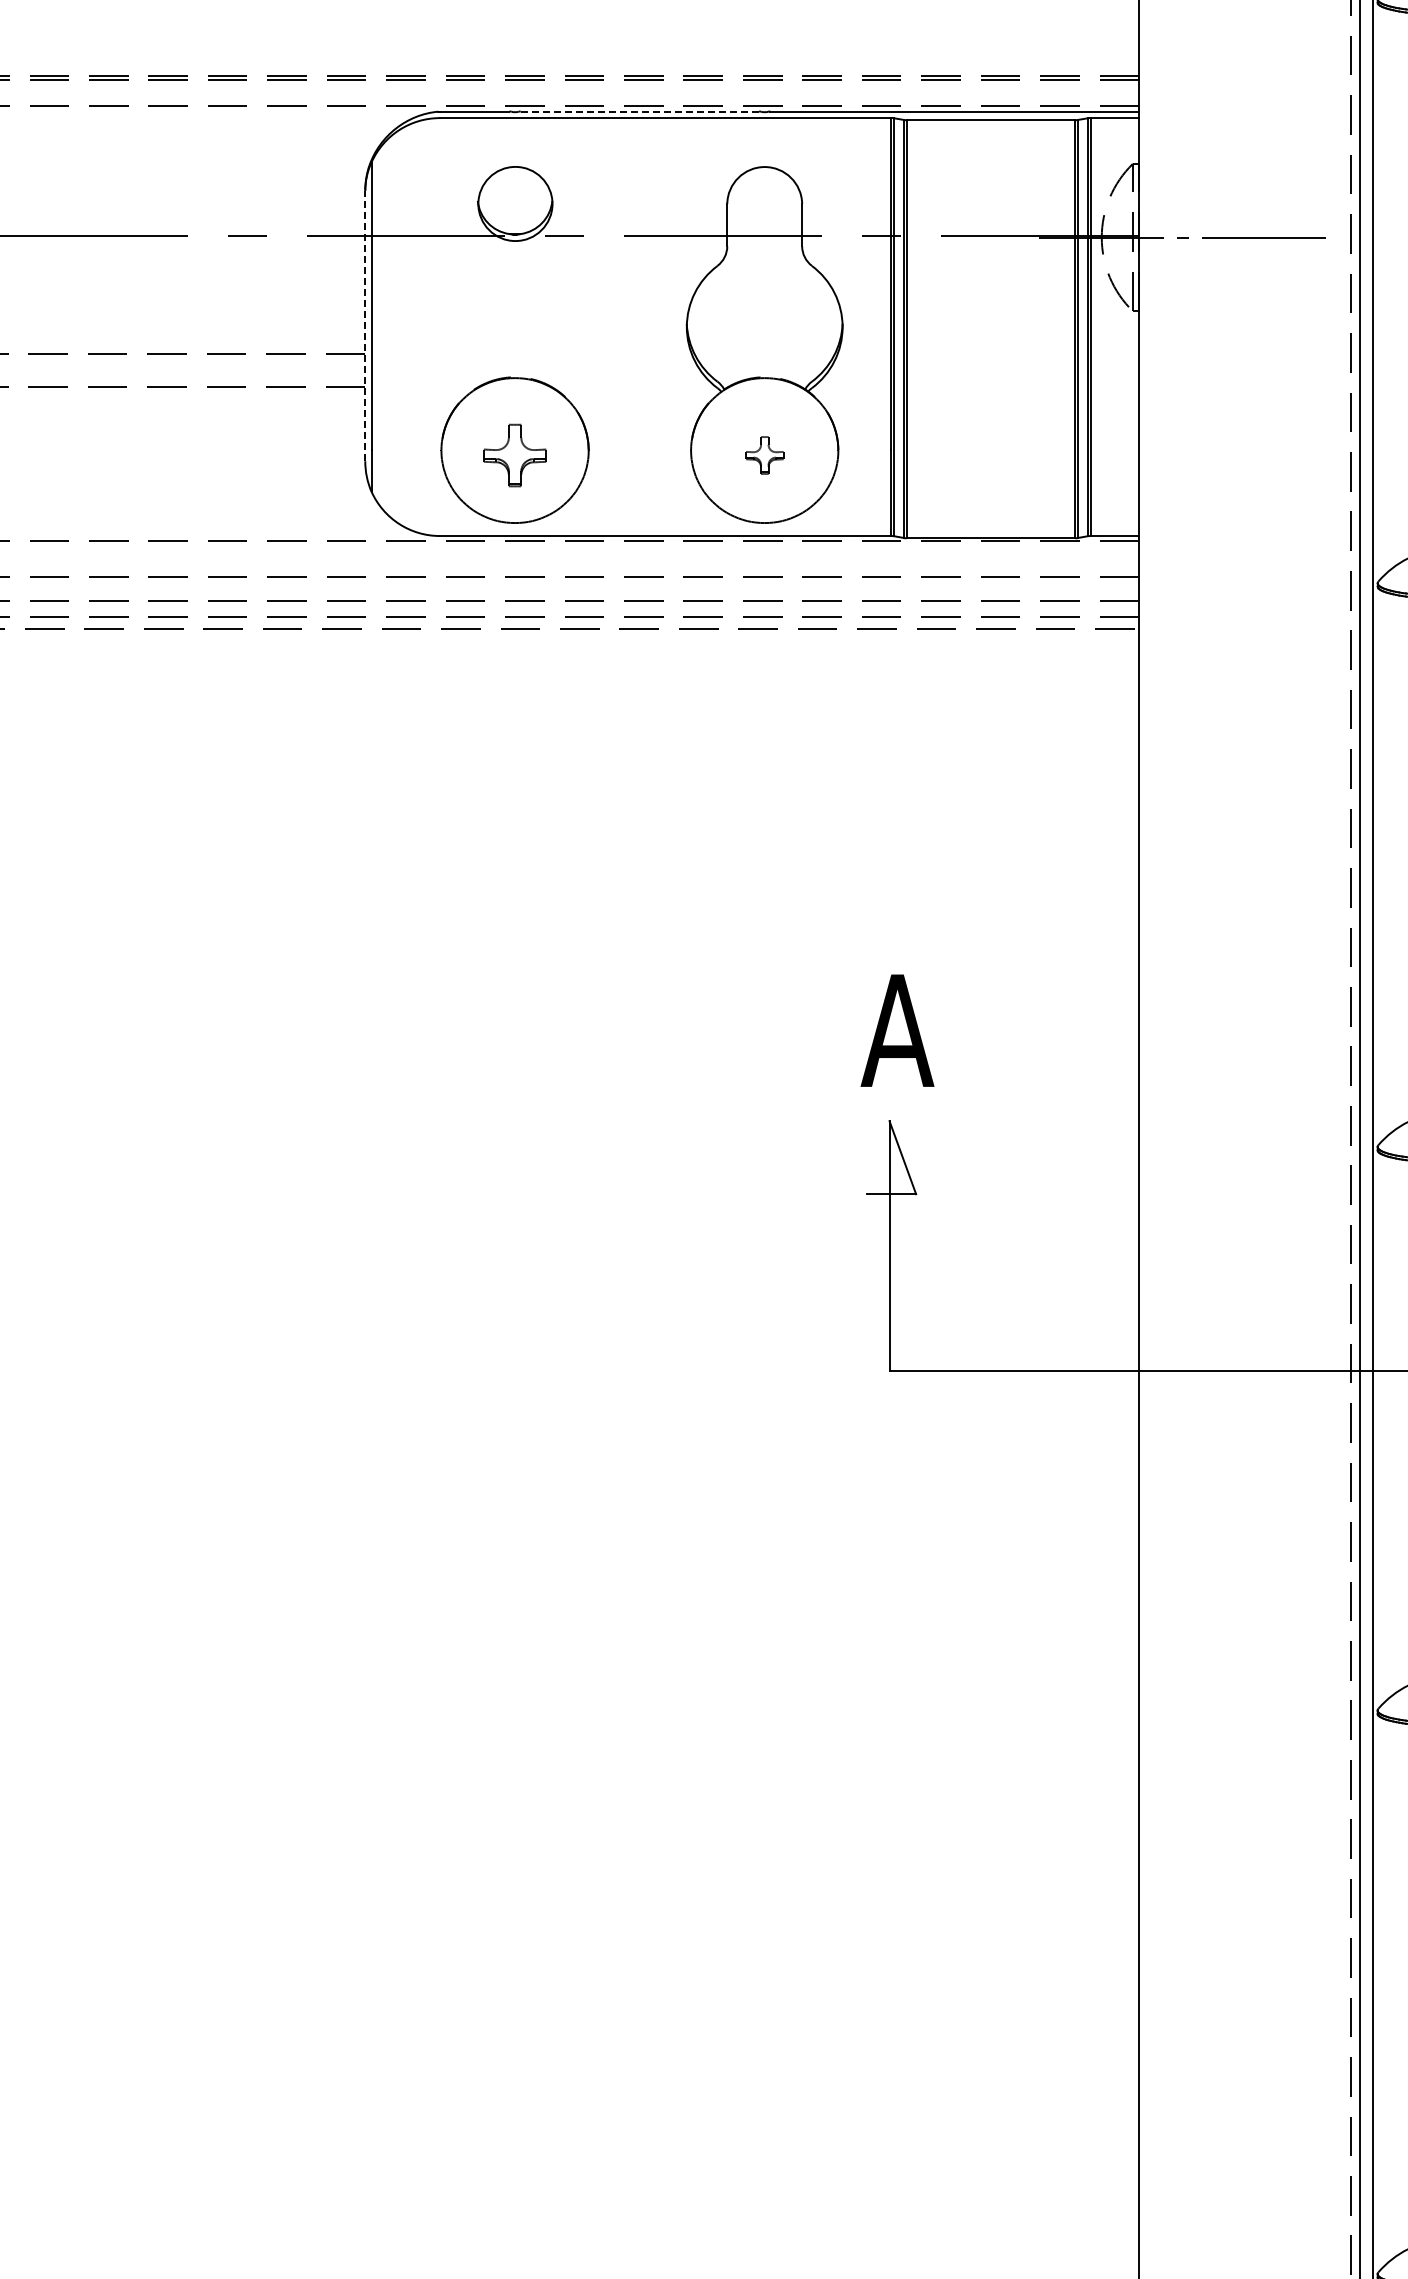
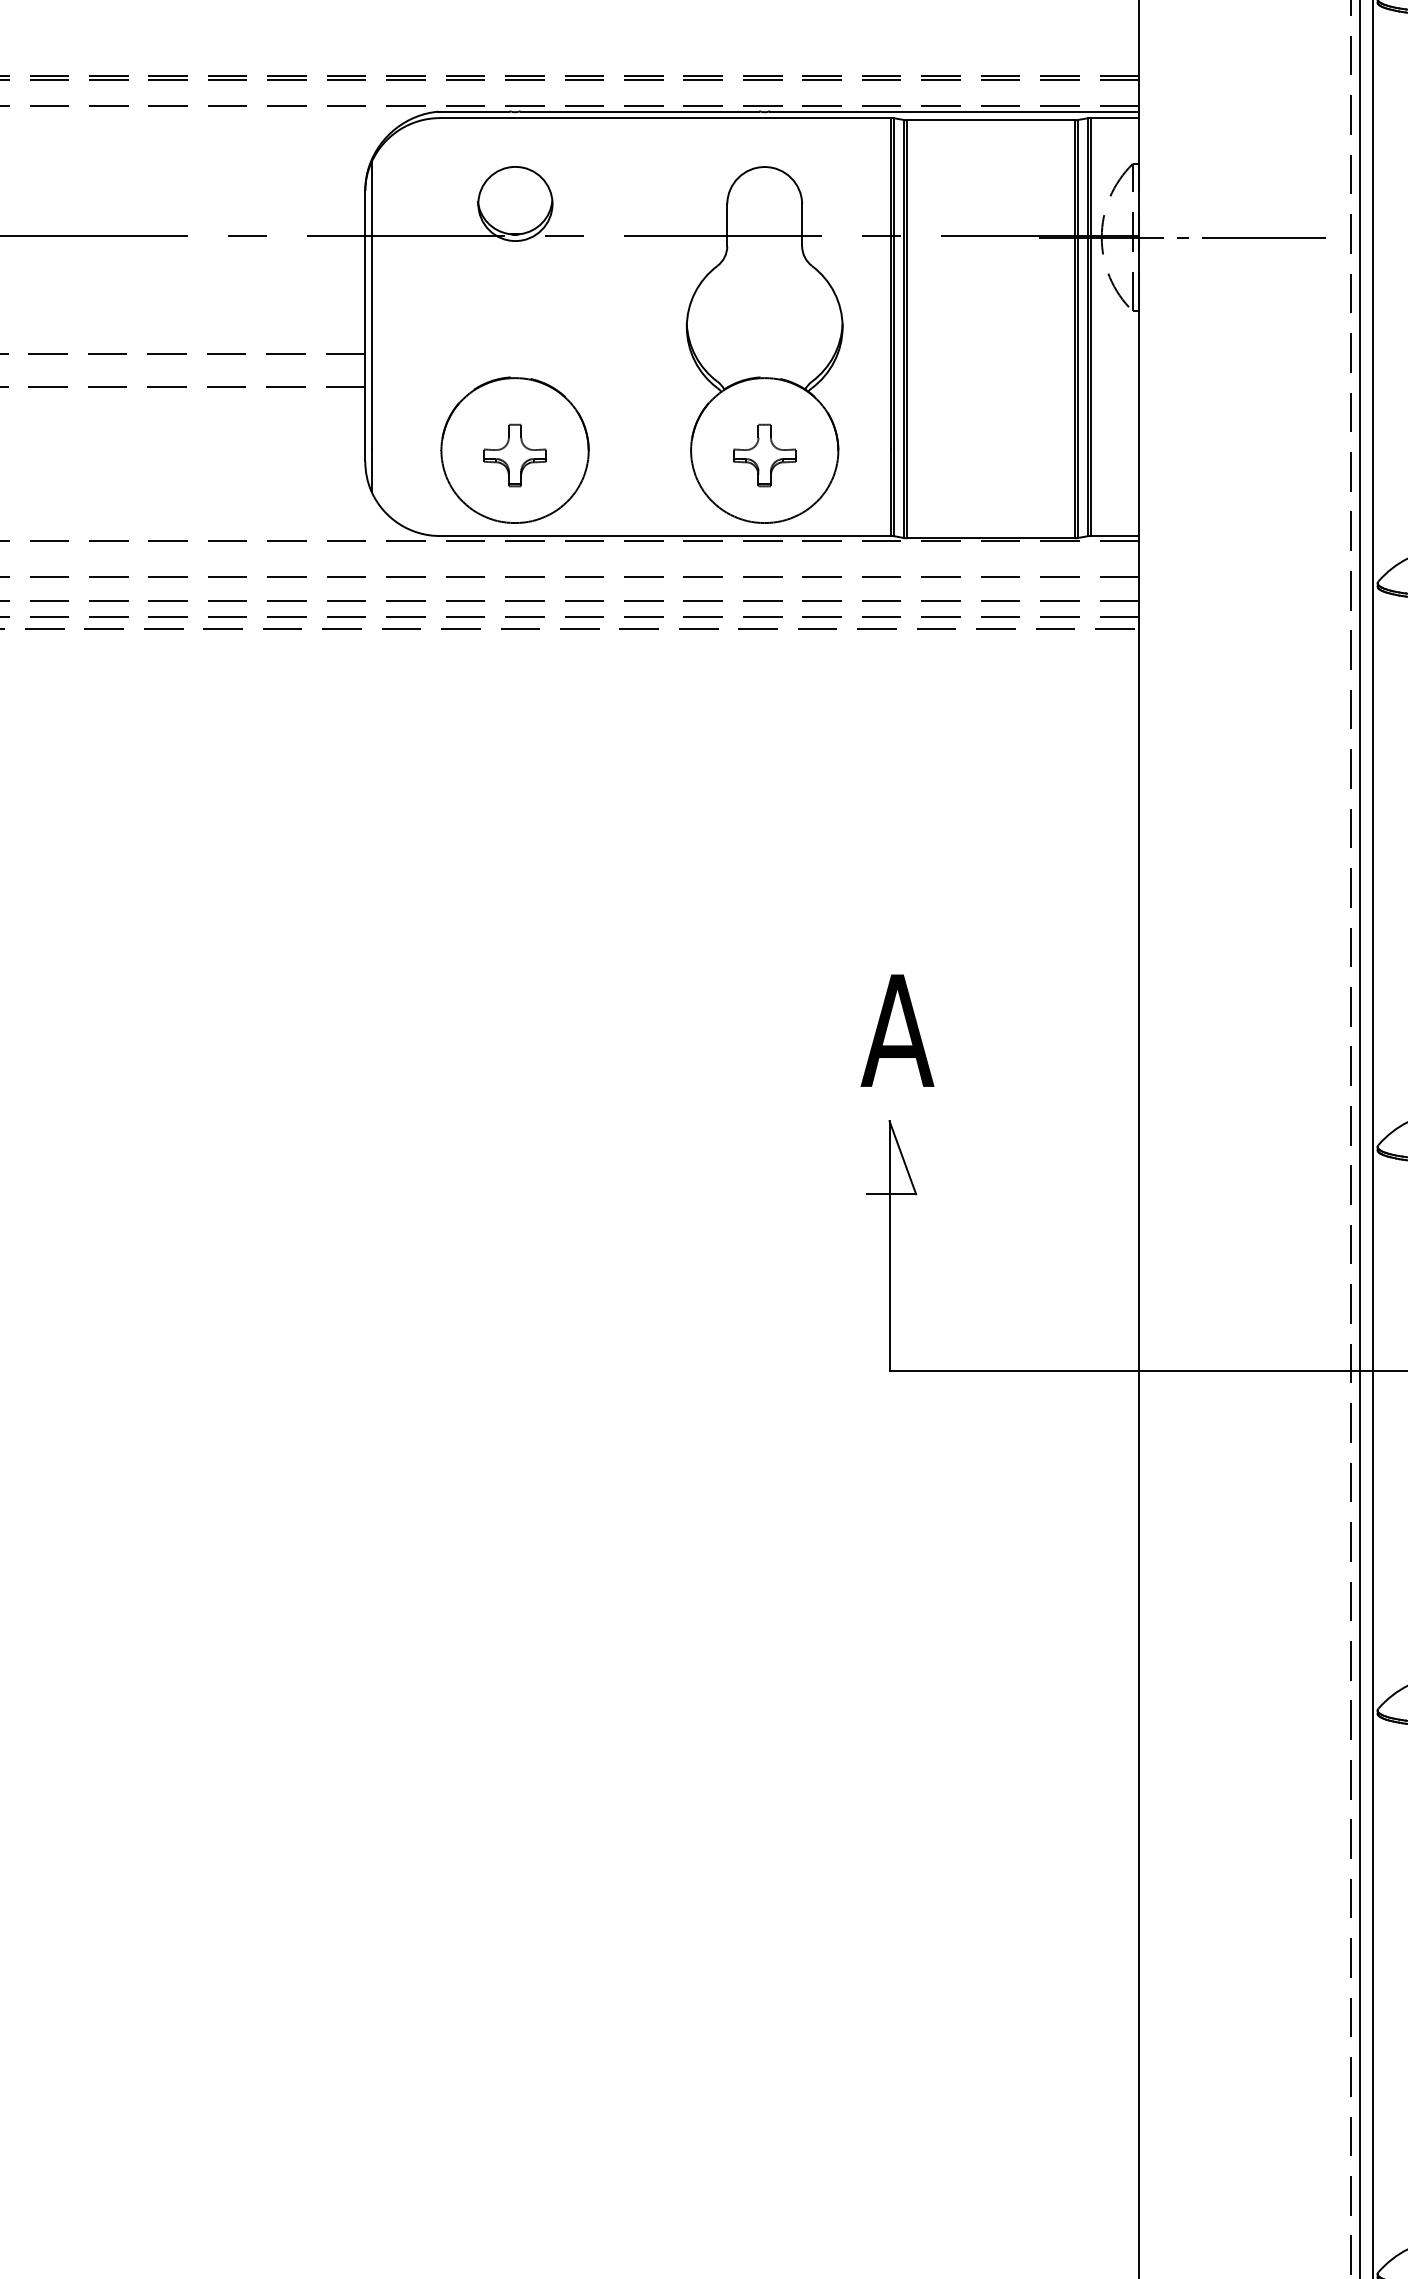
line: dashed -> solid (640, 111)
line: dashed -> solid (365, 325)
part size: 40x39 px -> 64x65 px (764, 455)
